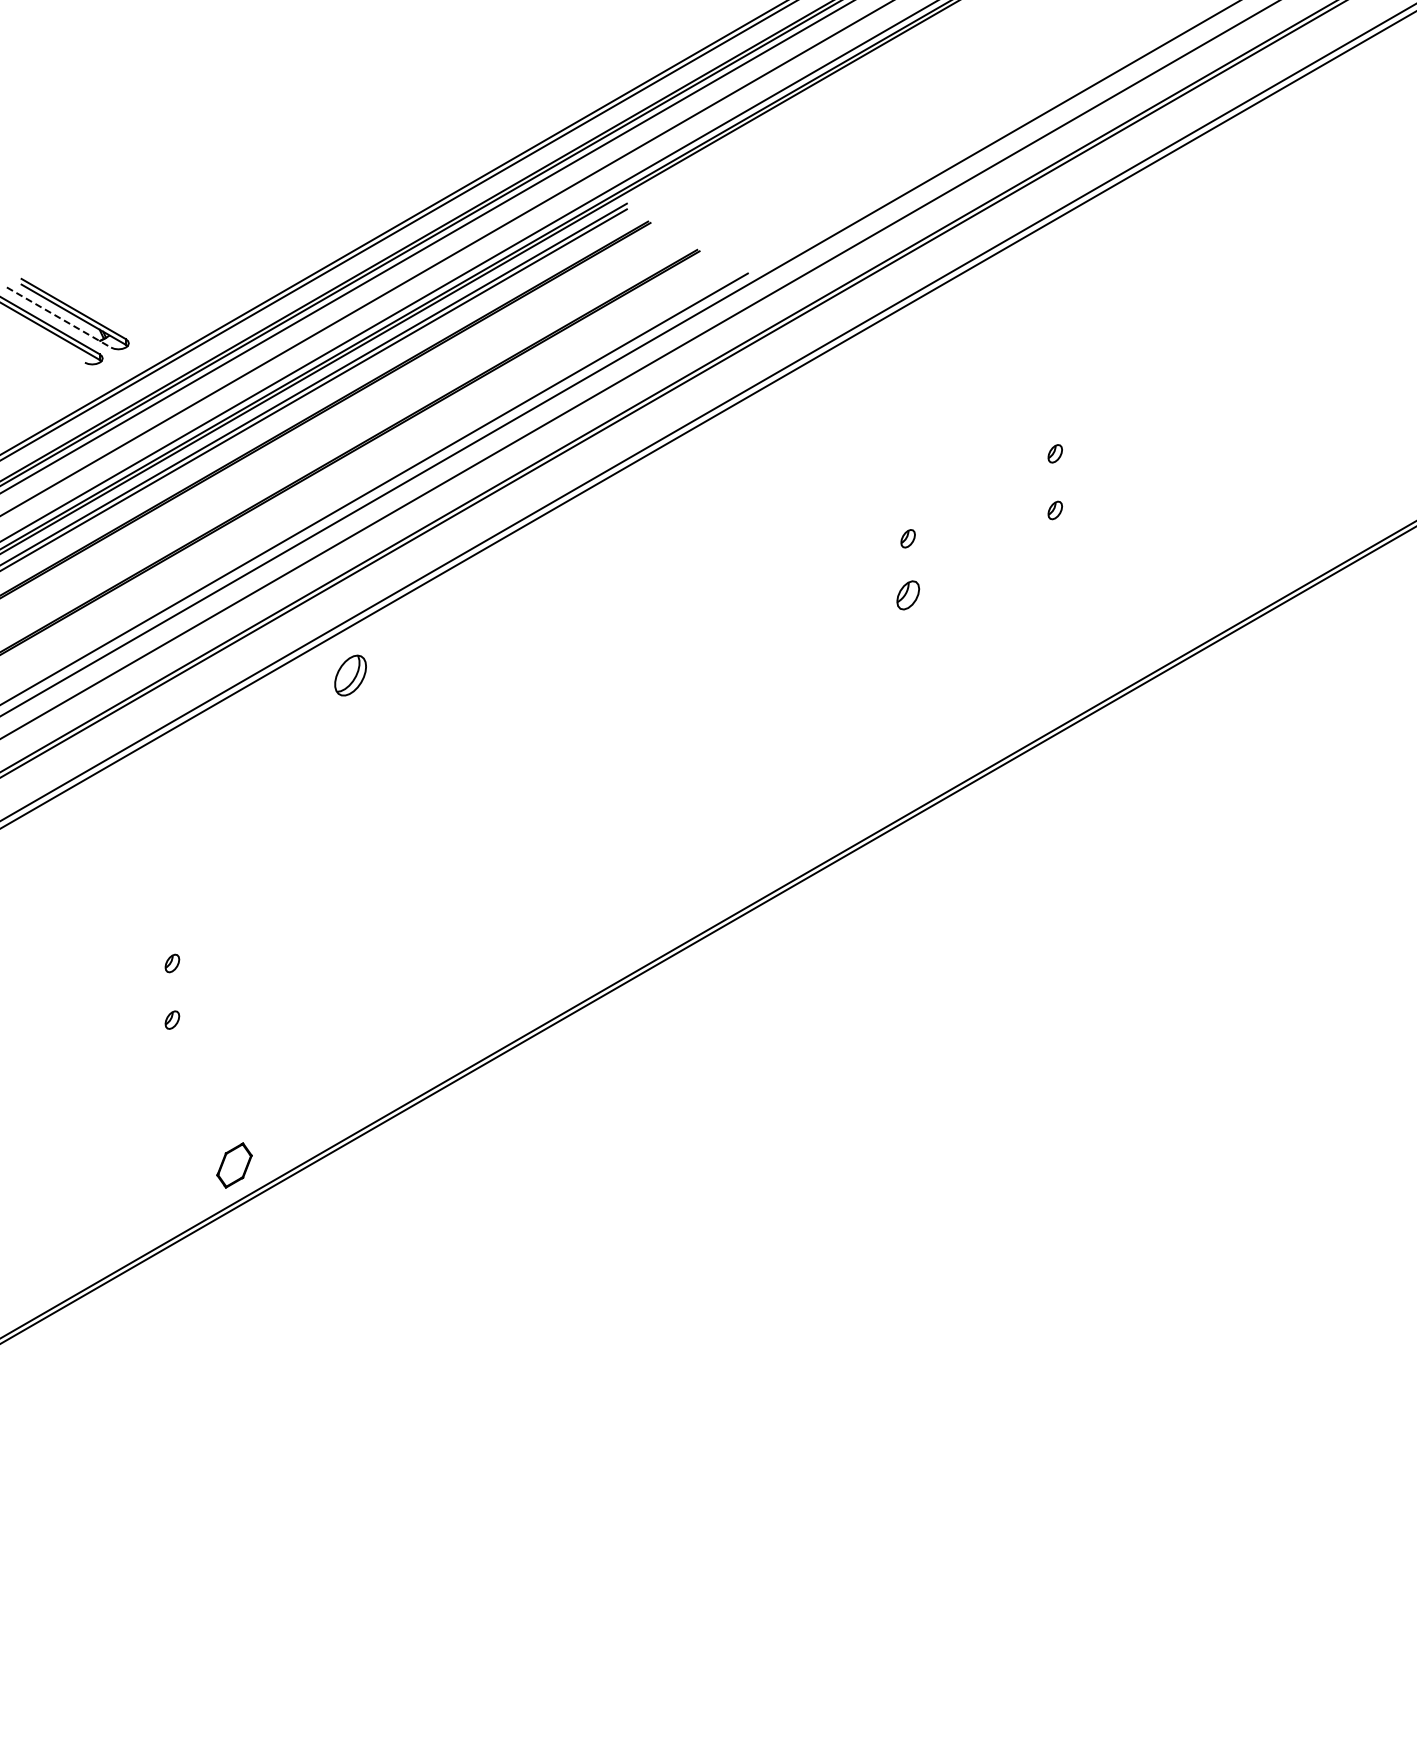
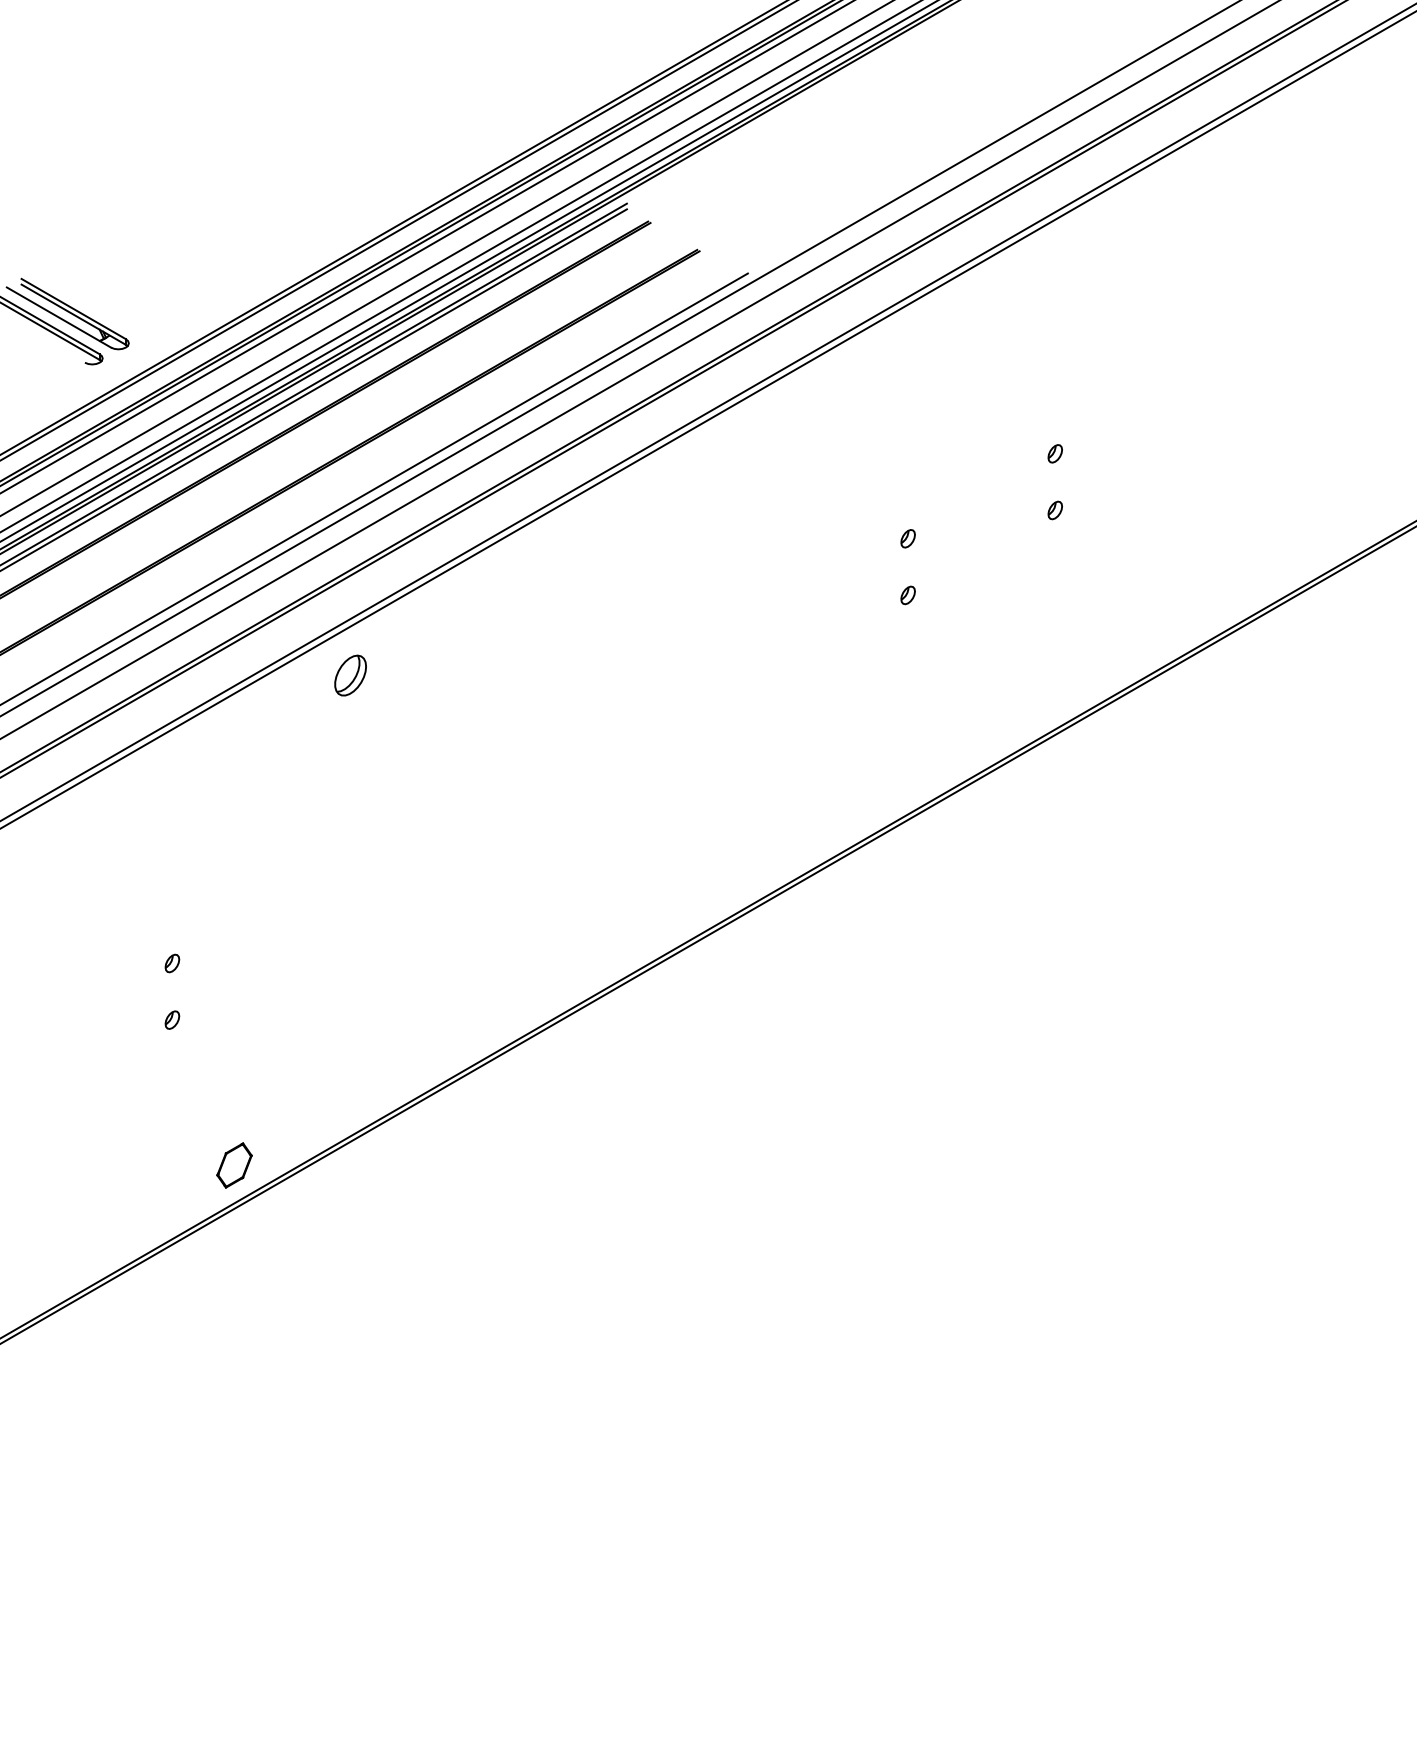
line: none -> present (460, 266)
line: dashed -> solid (59, 317)
part size: 25x31 px -> 16x21 px (907, 595)
